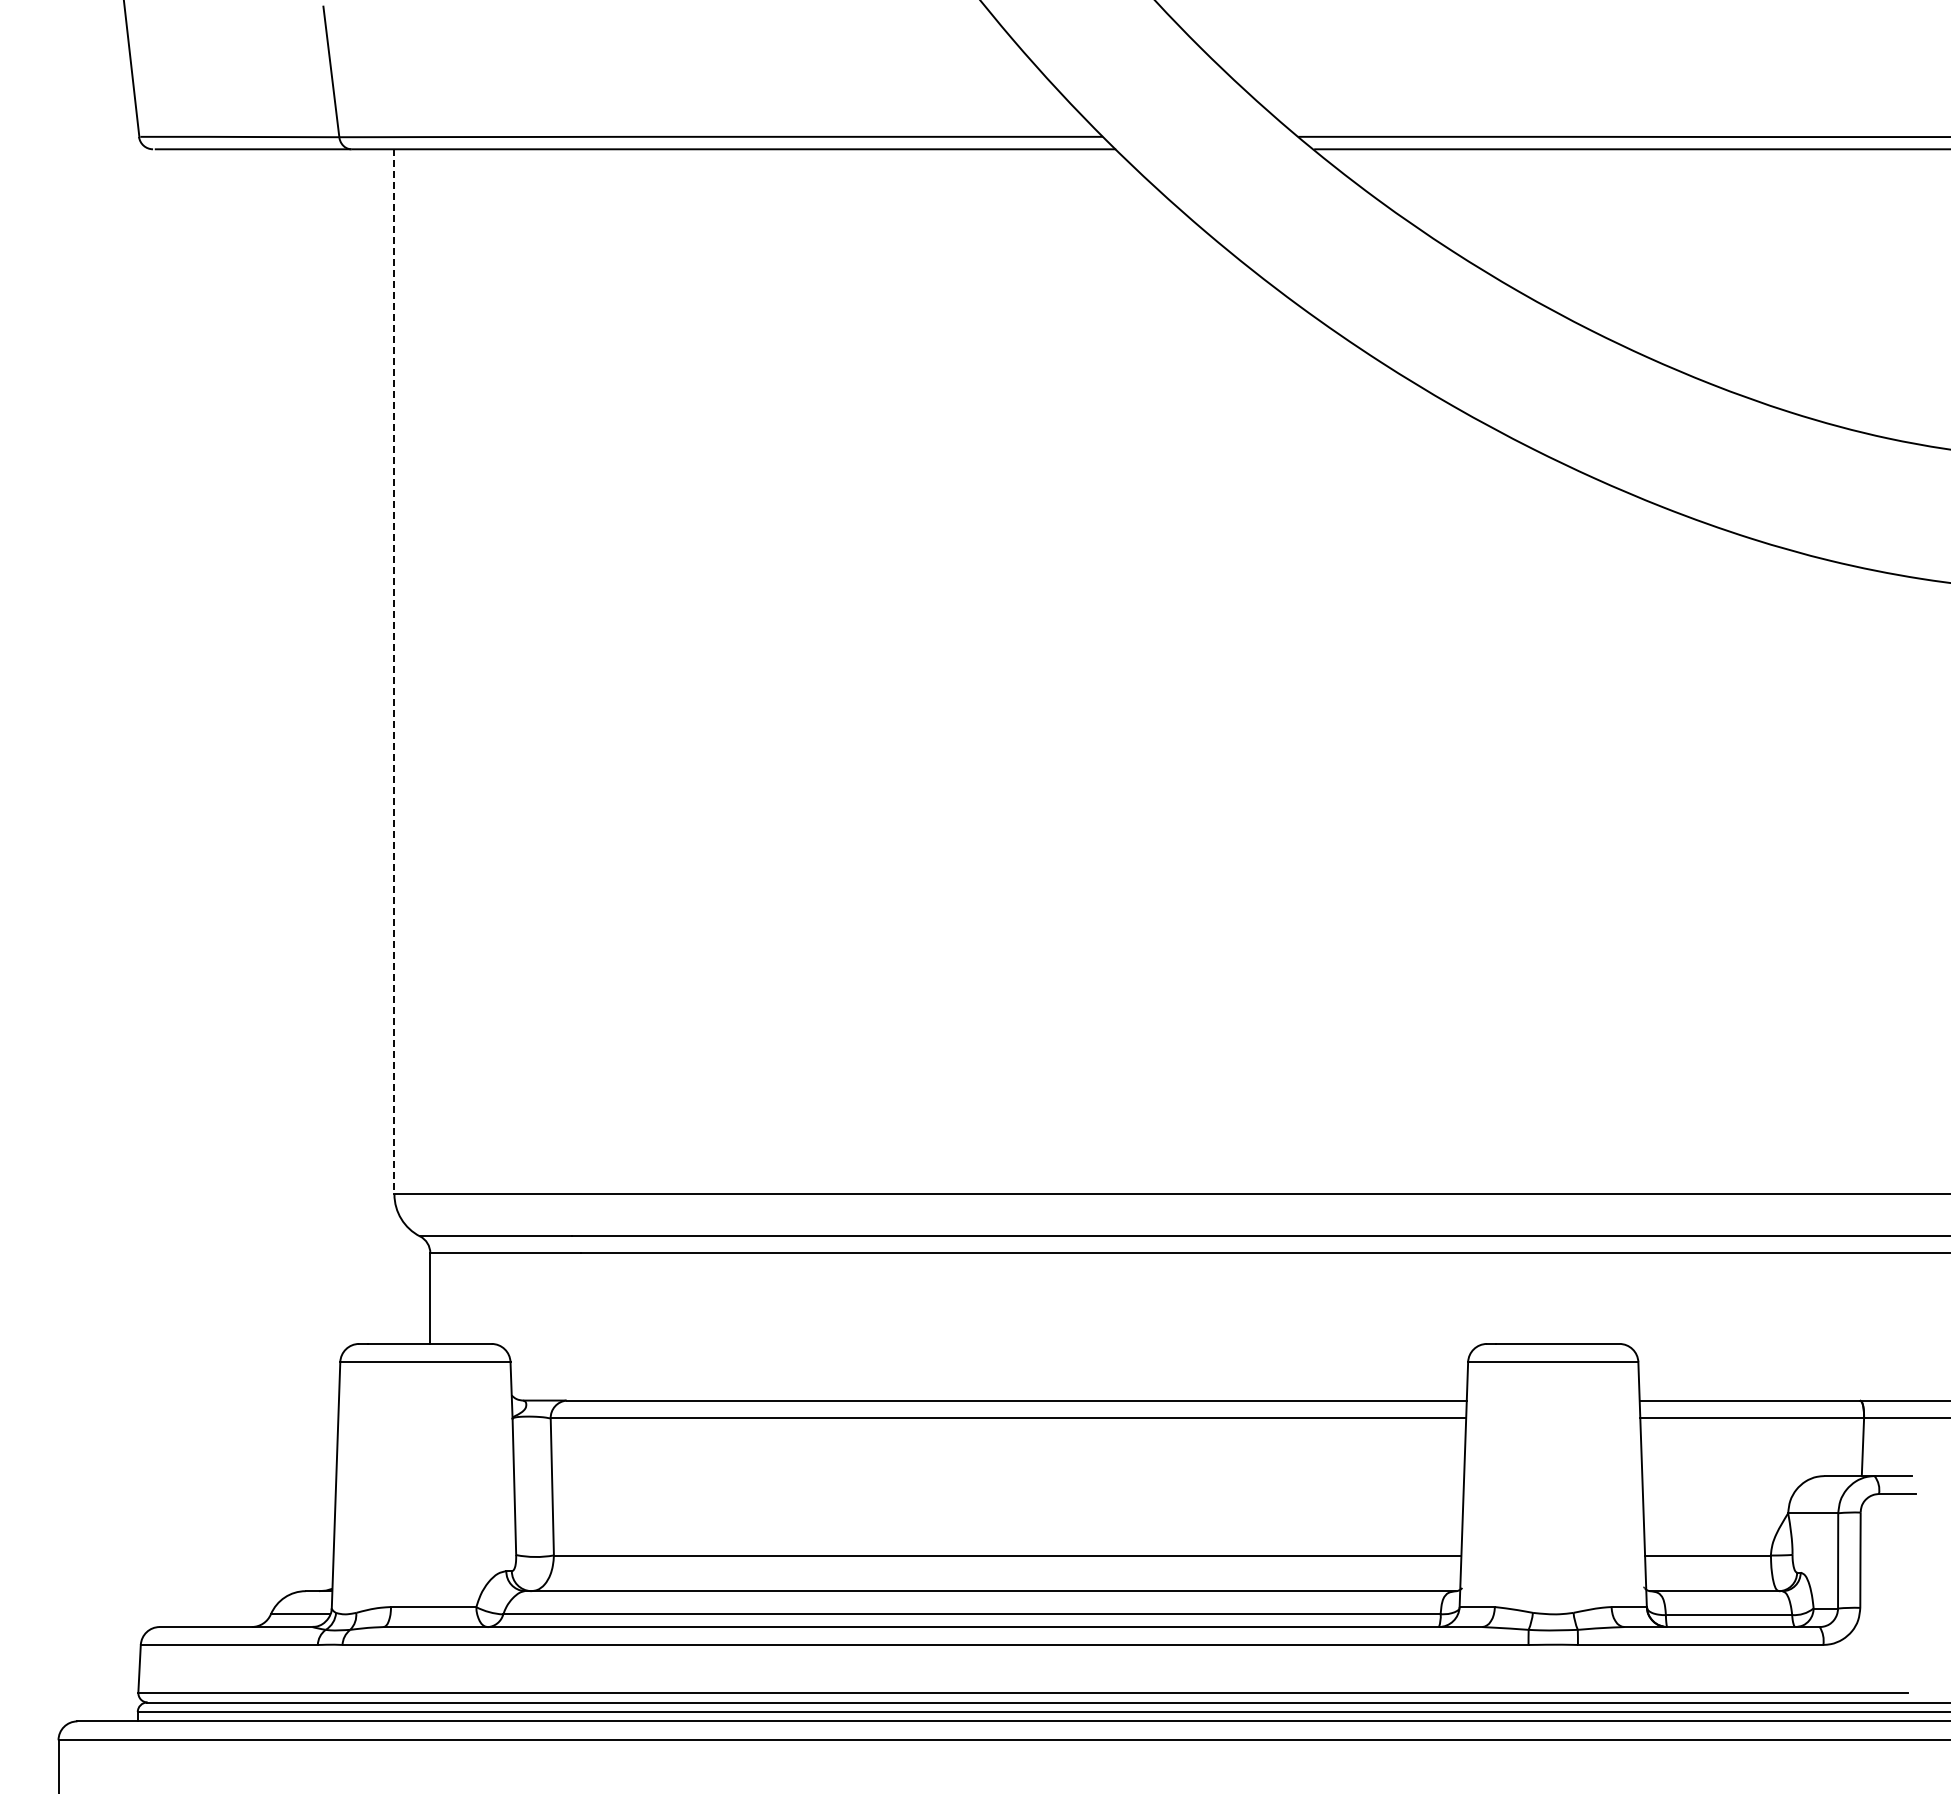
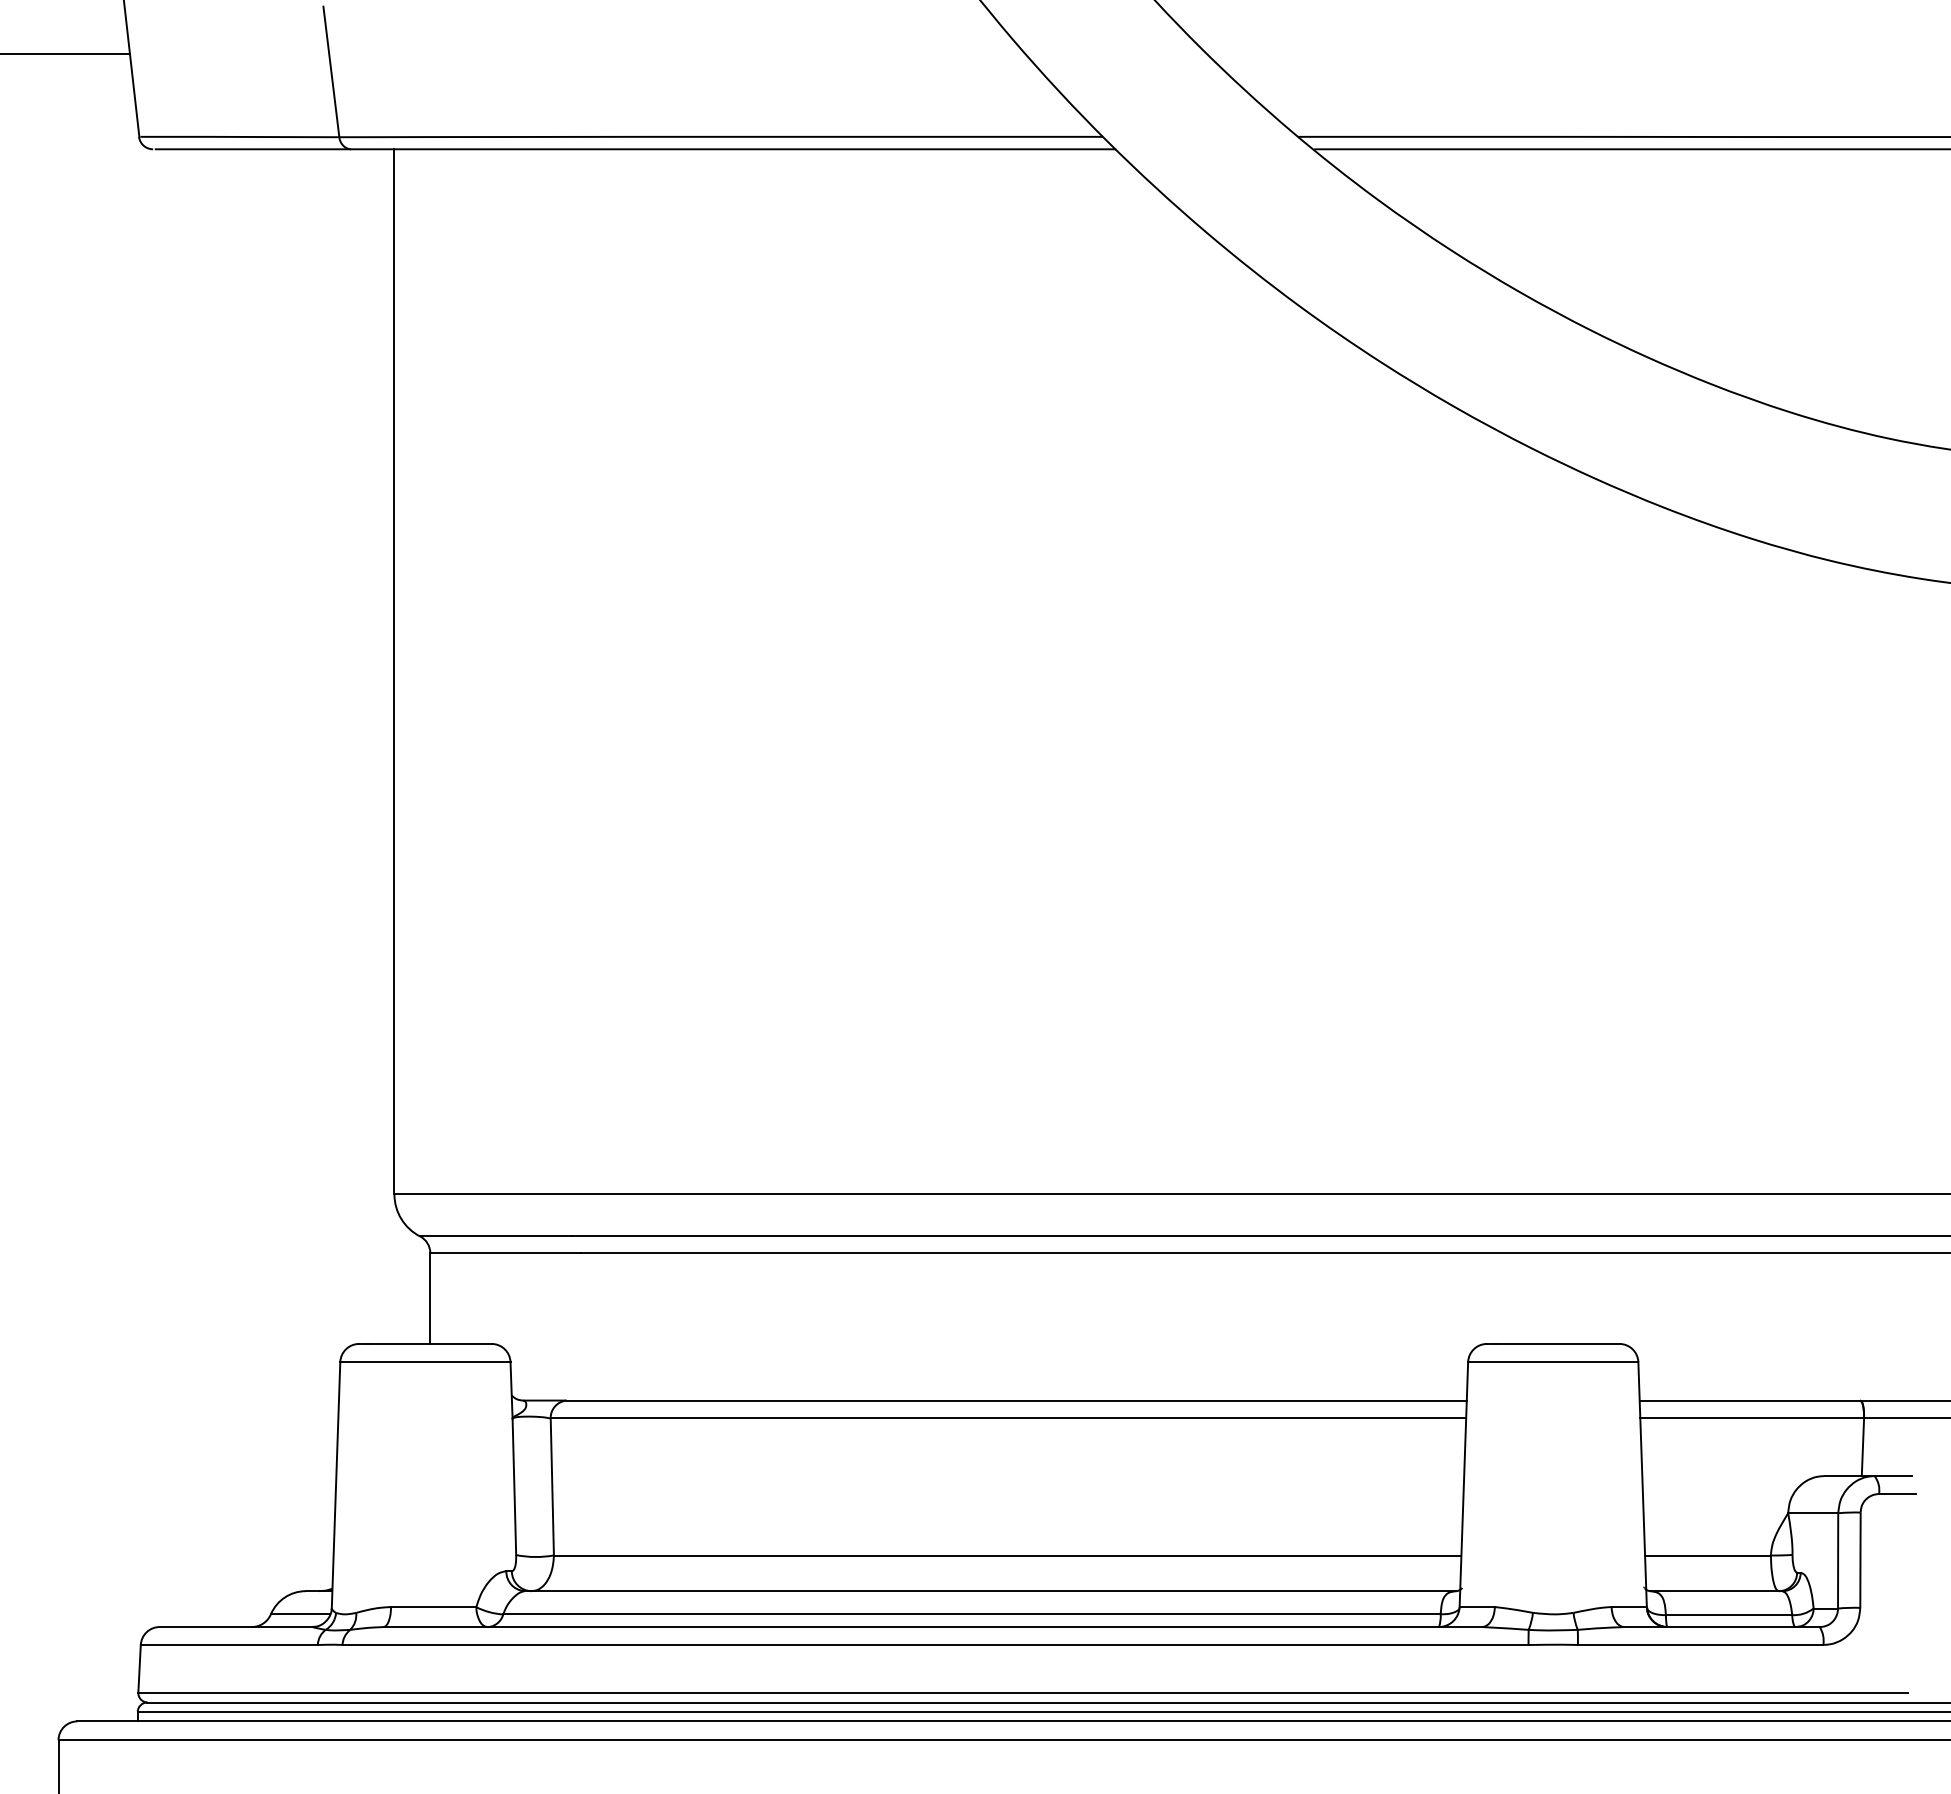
line: none -> present (65, 53)
line: dashed -> solid (394, 671)
